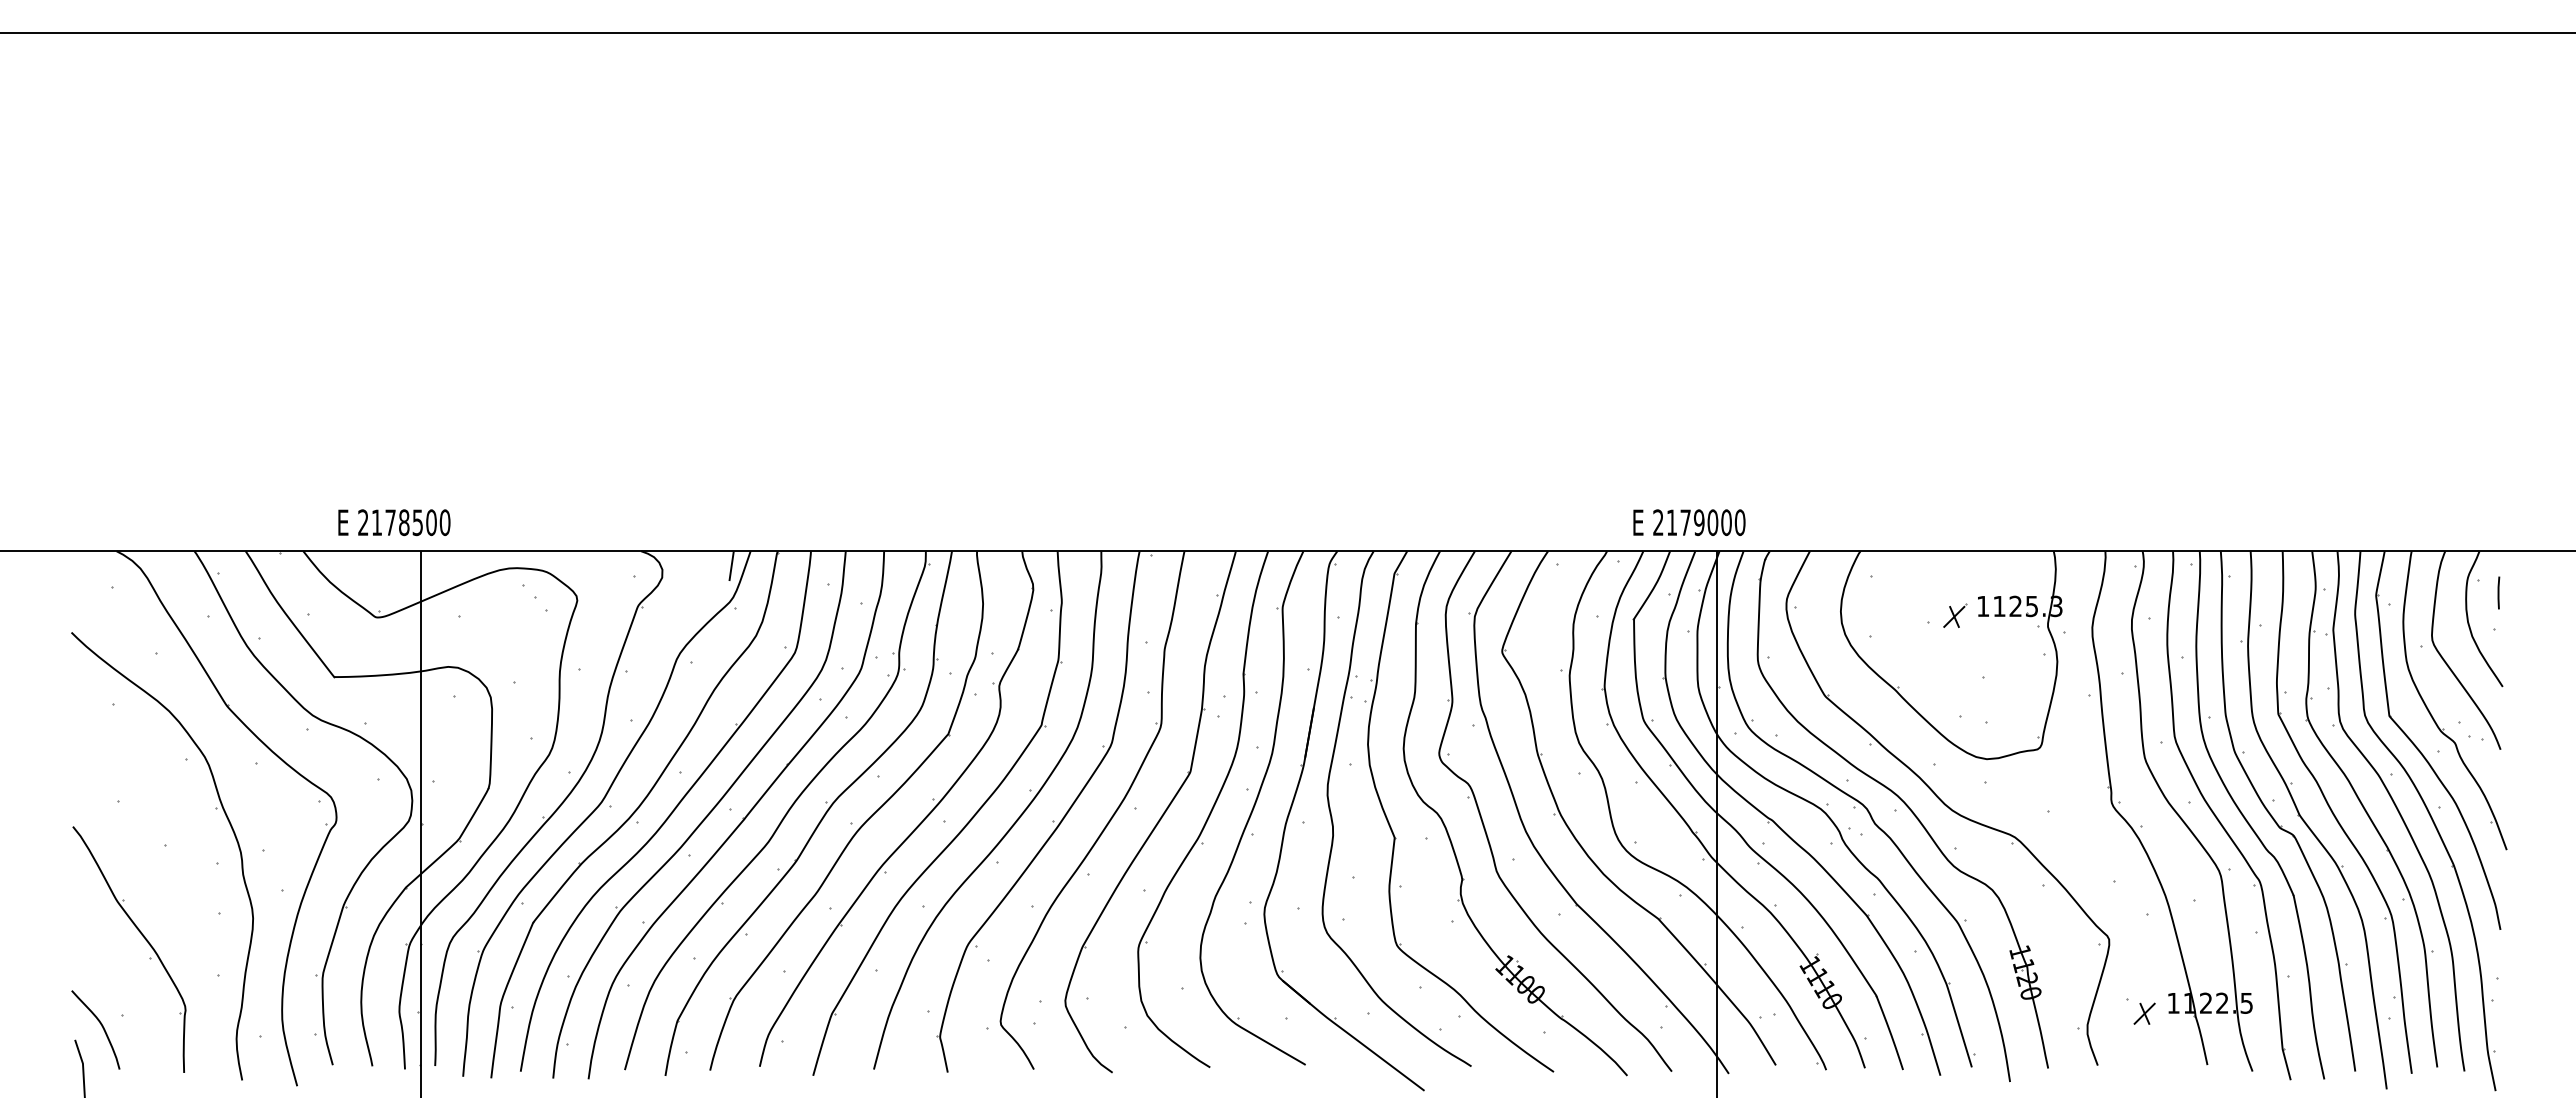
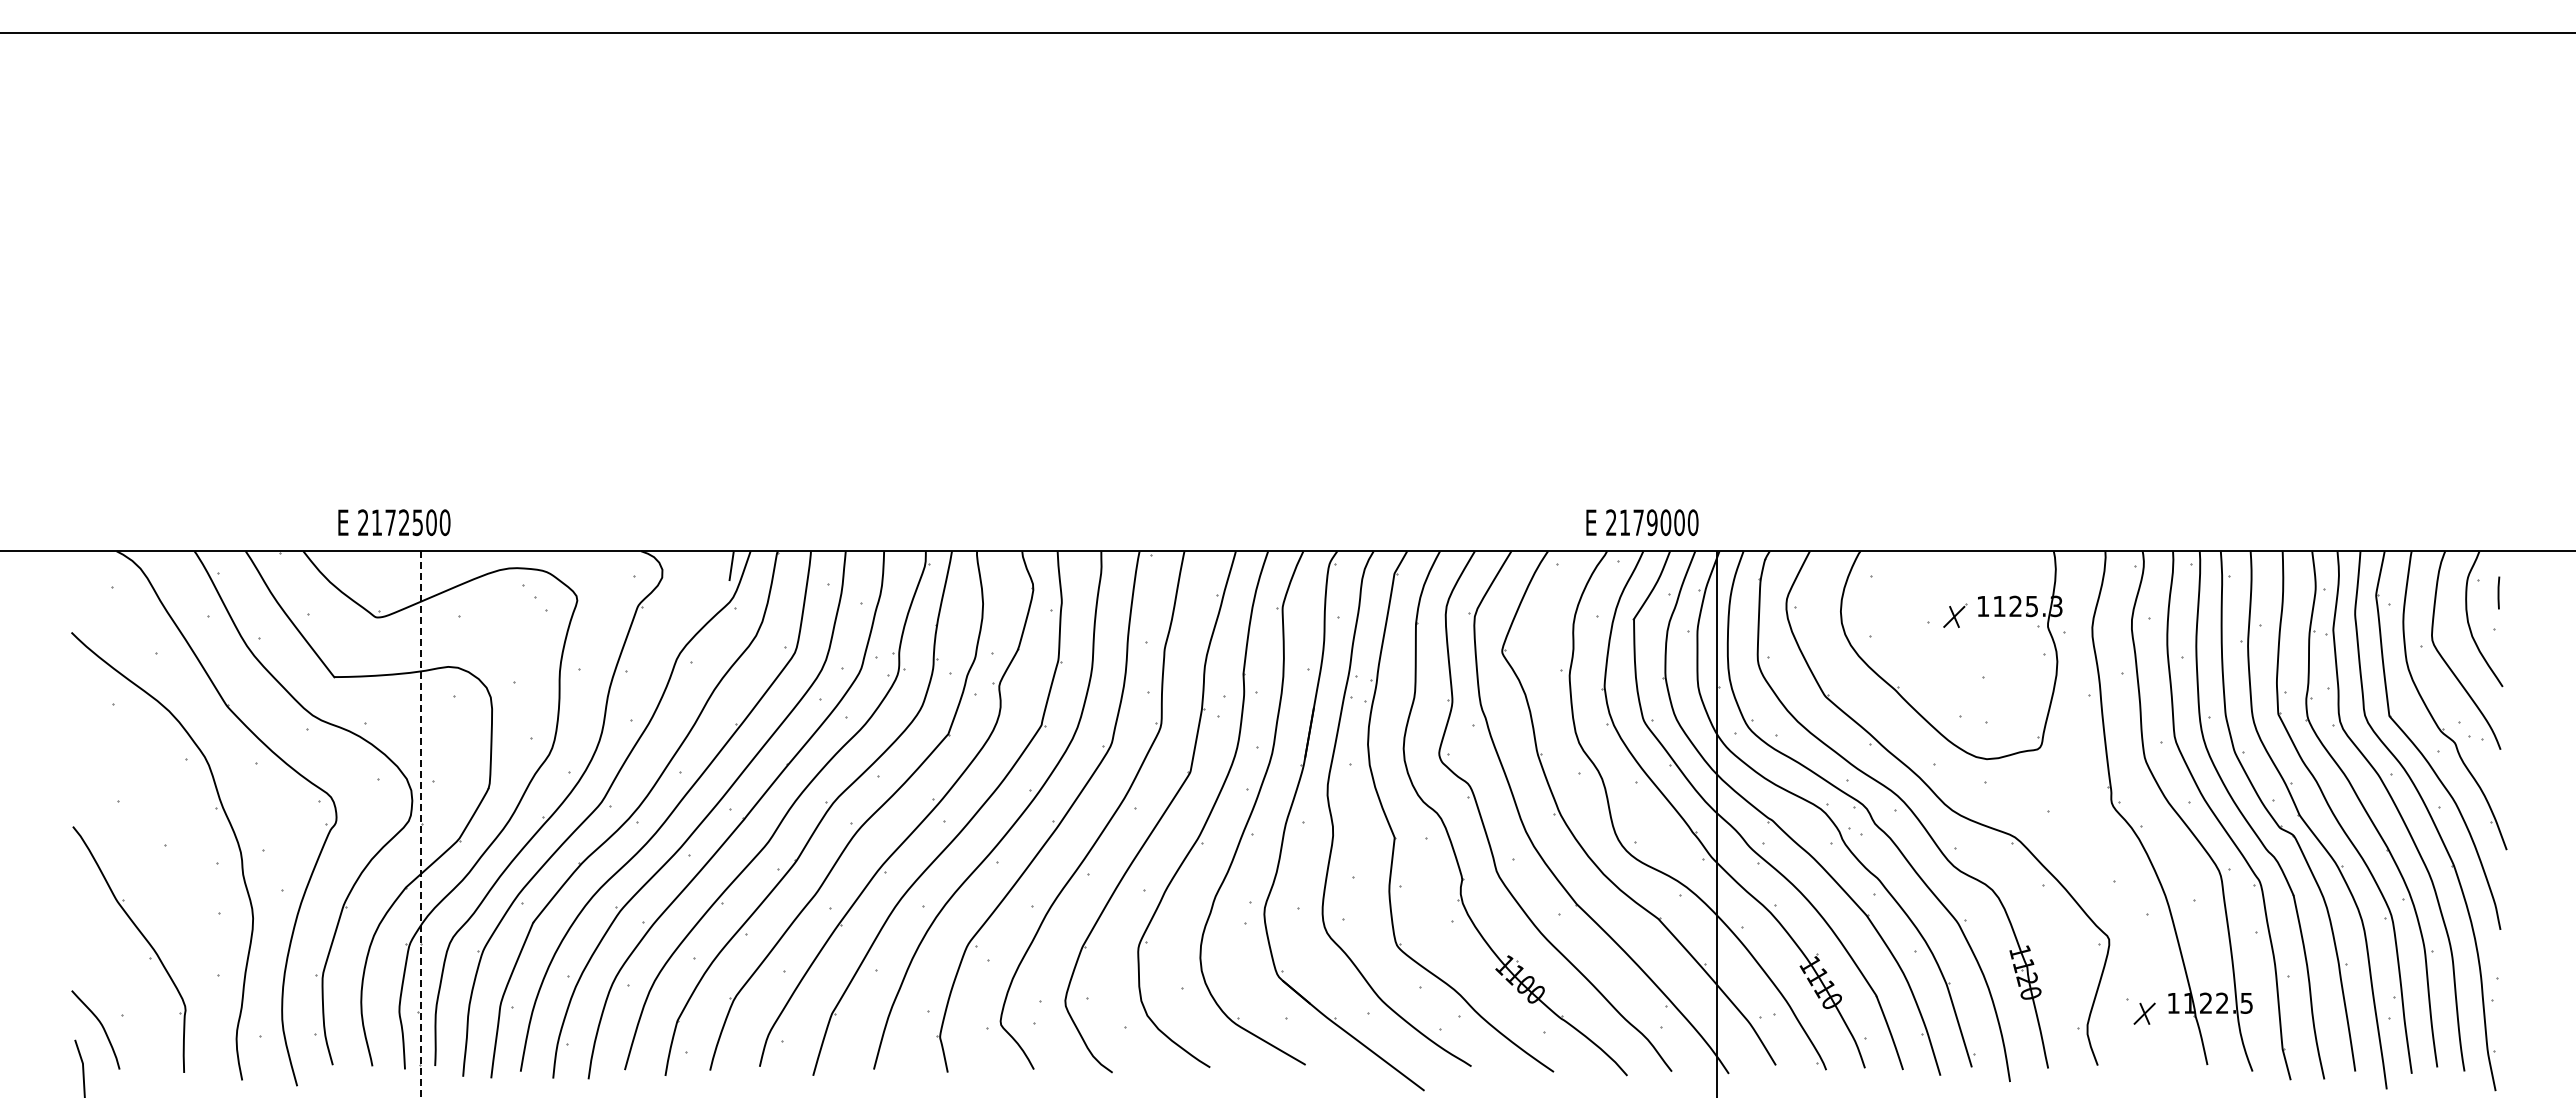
text: 2178500 -> 2172500 (404, 522)
text position: (1689, 522) -> (1642, 522) (1642, 522)
line: solid -> dashed (421, 824)
